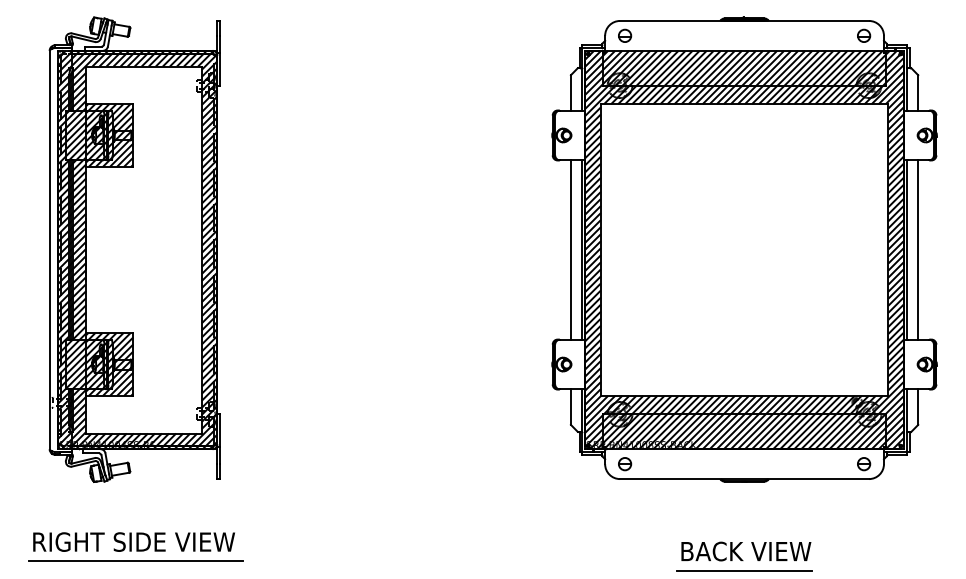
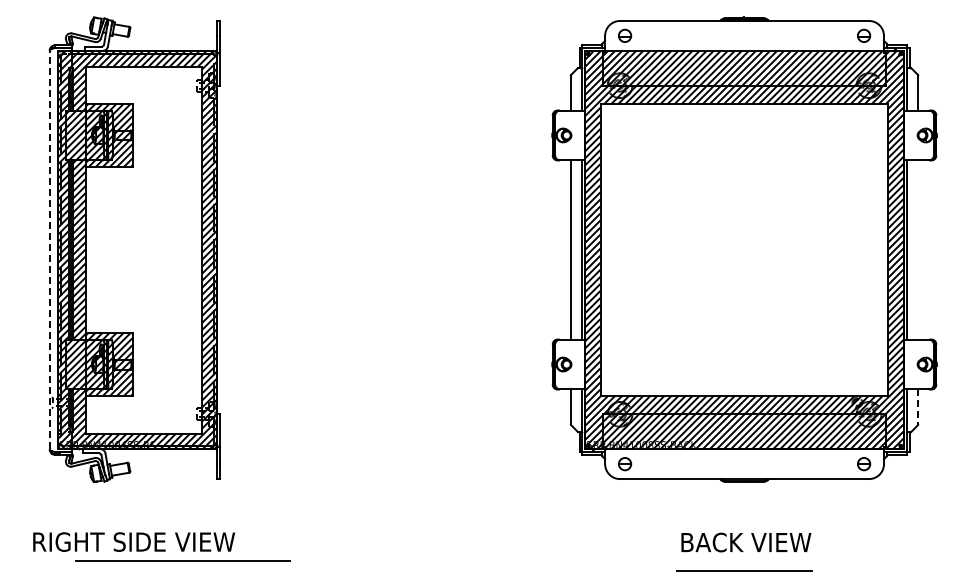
line: solid -> dashed (49, 249)
line: present -> none (918, 249)
line: solid -> dashed (918, 407)
text position: (746, 551) -> (746, 542) (746, 542)
line position: (135, 560) -> (182, 560) (182, 560)
